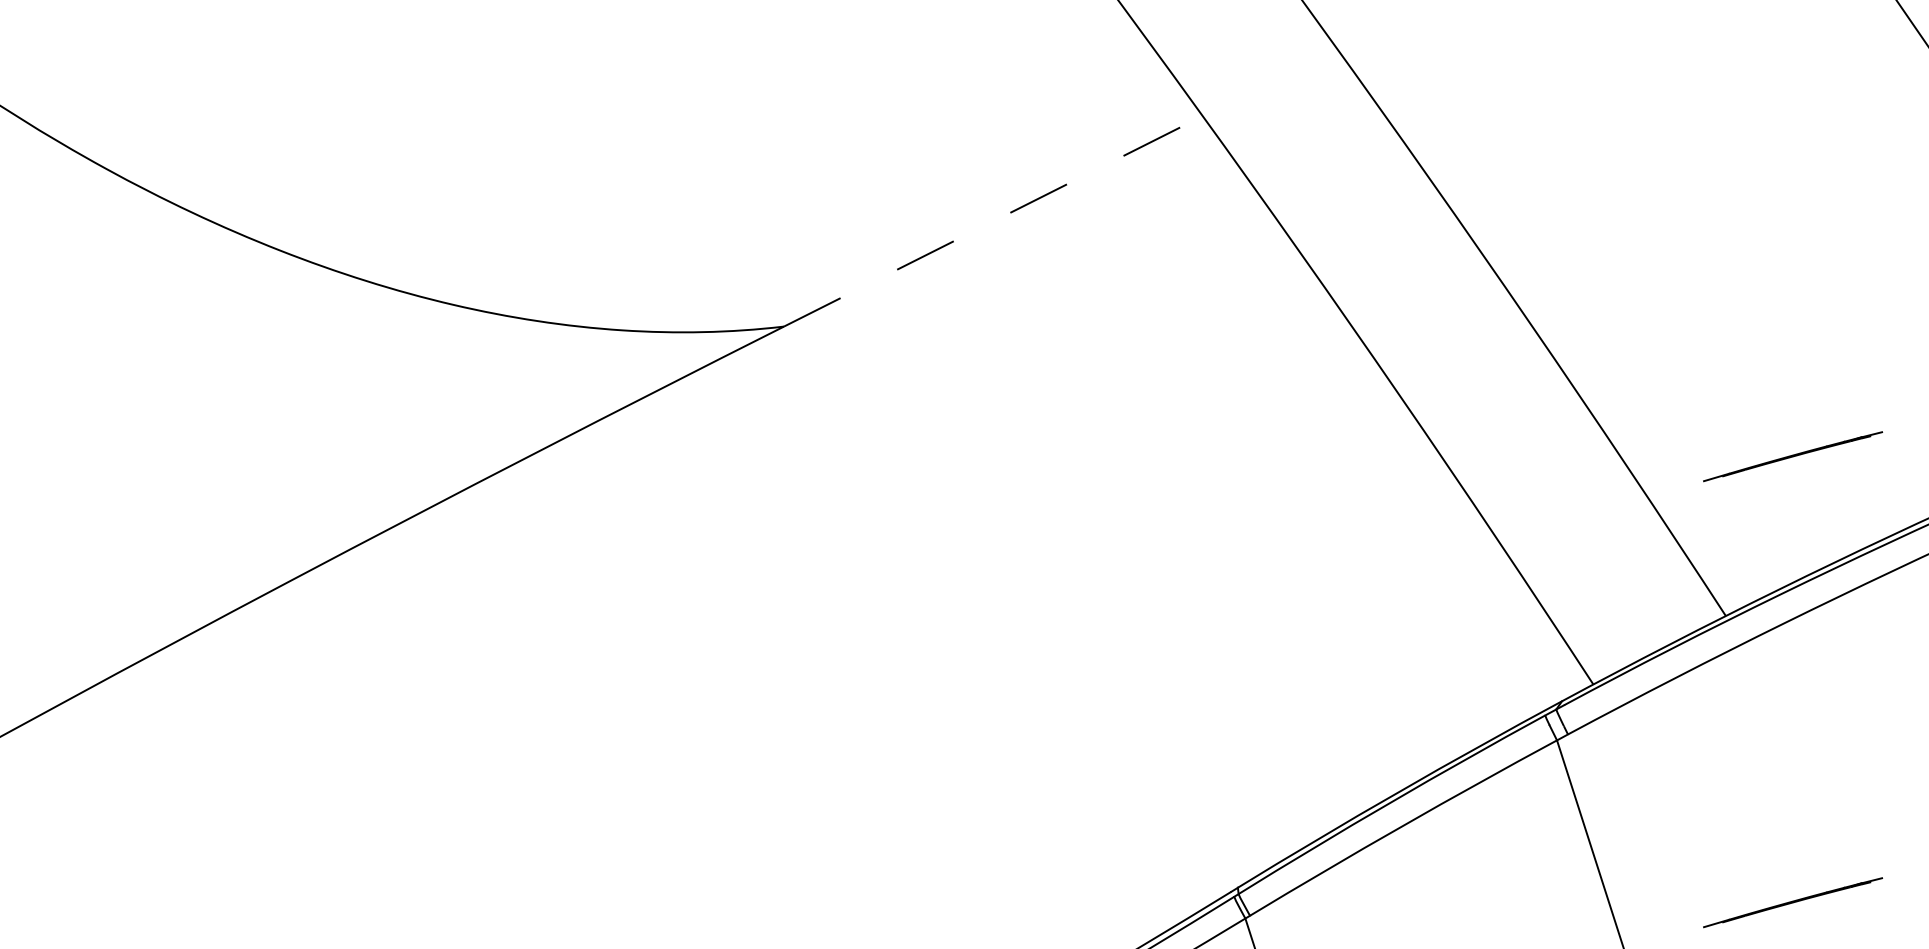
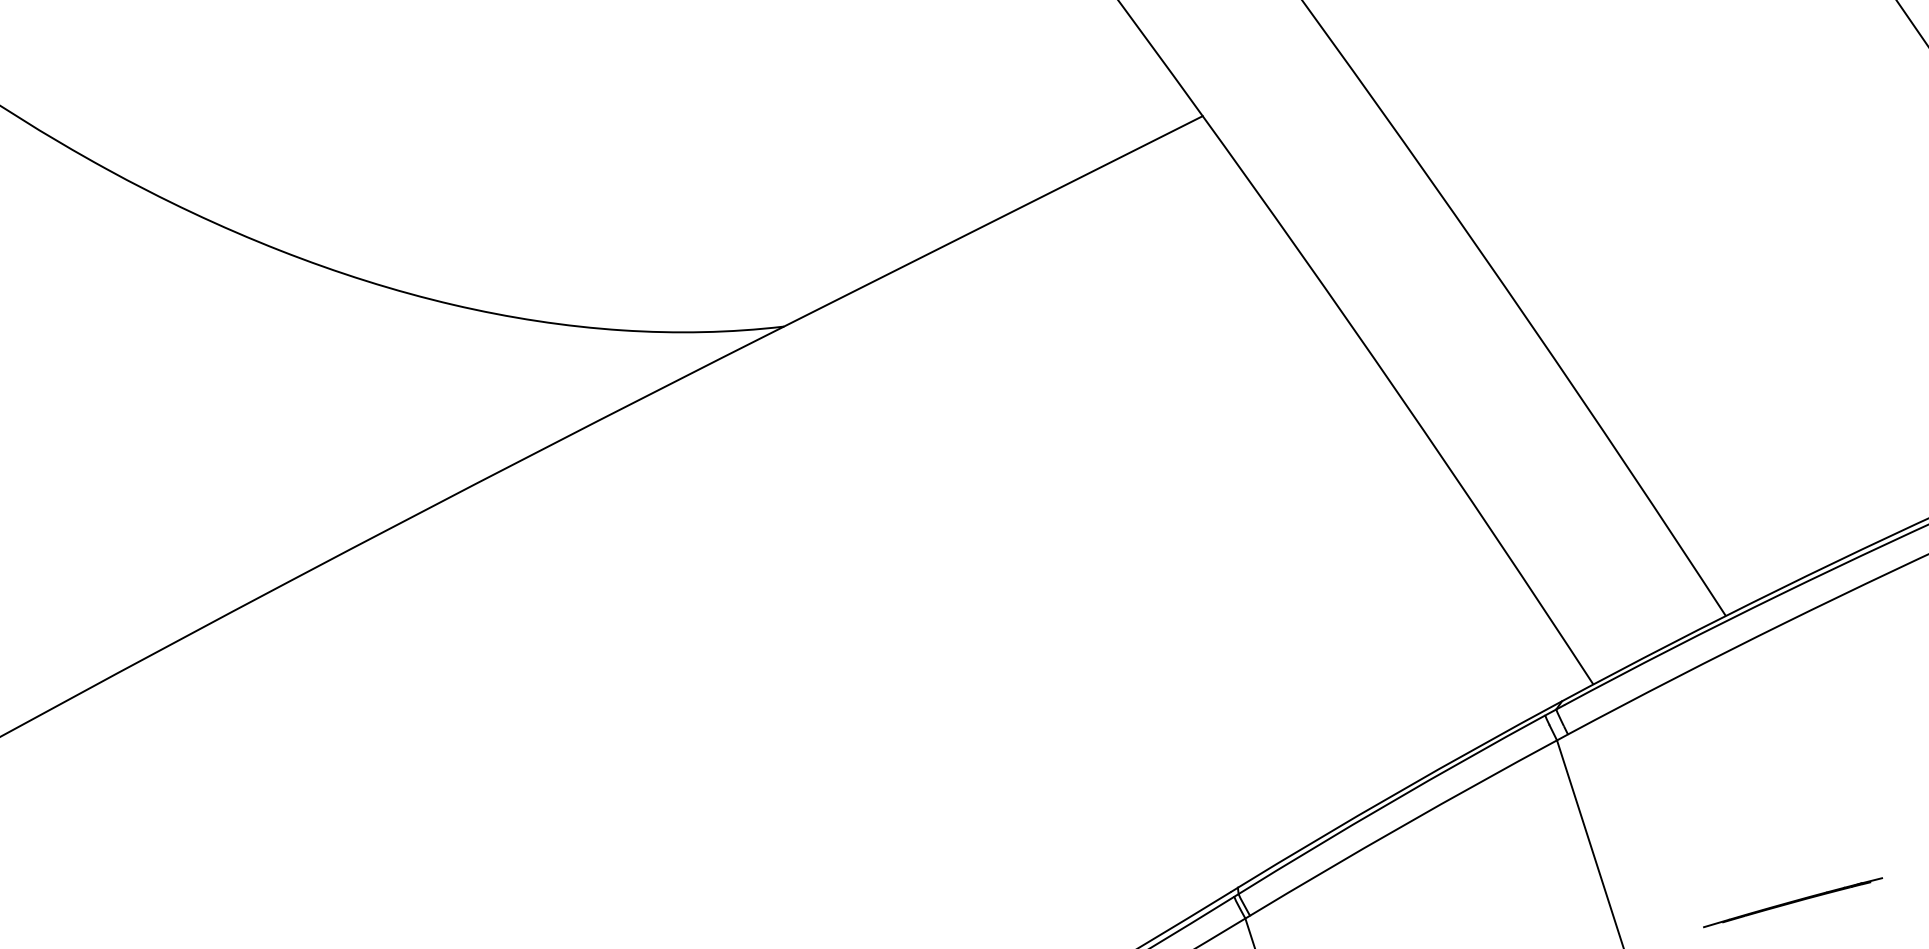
line: dashed -> solid (993, 221)
line: present -> none (1792, 456)
